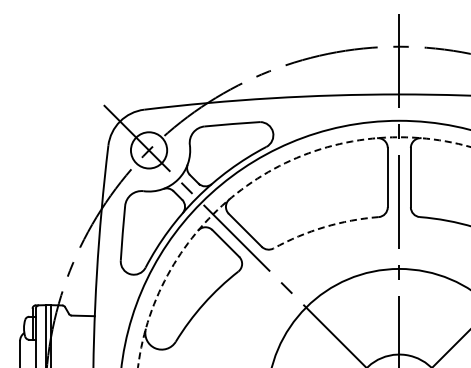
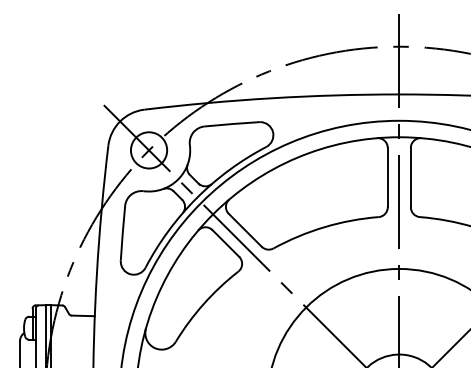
arc: dashed -> solid (324, 227)
circle: dashed -> solid (304, 252)
